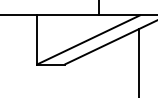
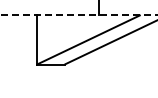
line: solid -> dashed (78, 15)
line: present -> none (139, 61)
